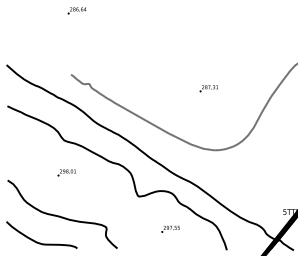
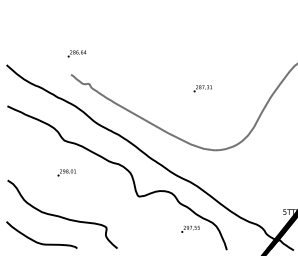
text position: (76, 10) -> (76, 53) (76, 53)
text position: (208, 88) -> (202, 88) (202, 88)
text position: (170, 228) -> (190, 228) (190, 228)
